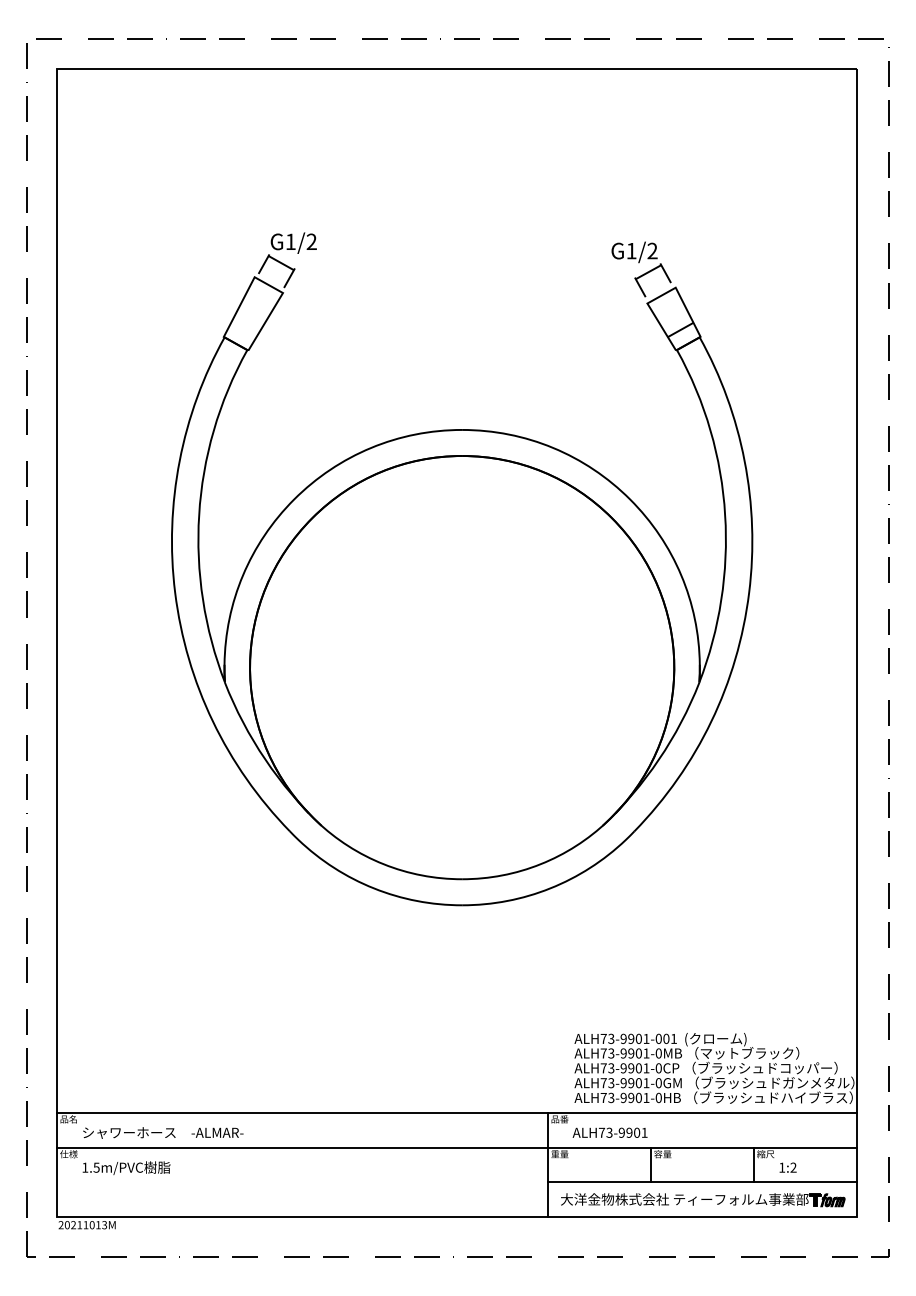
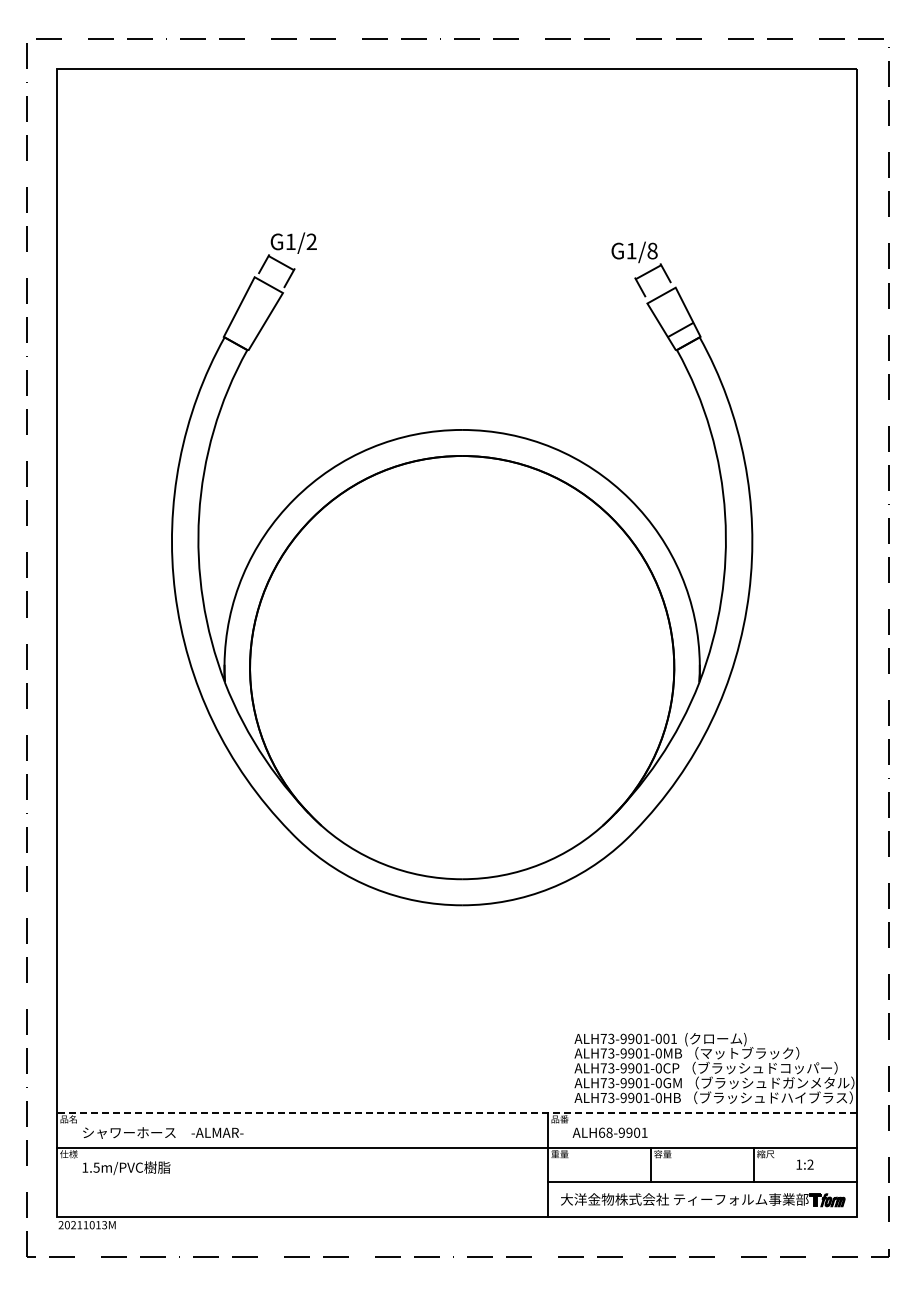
text: G1/2 -> G1/8 (652, 250)
line: solid -> dashed (456, 1112)
text: ALH73-9901 -> ALH68-9901 (605, 1132)
text position: (787, 1167) -> (804, 1164) (804, 1164)
